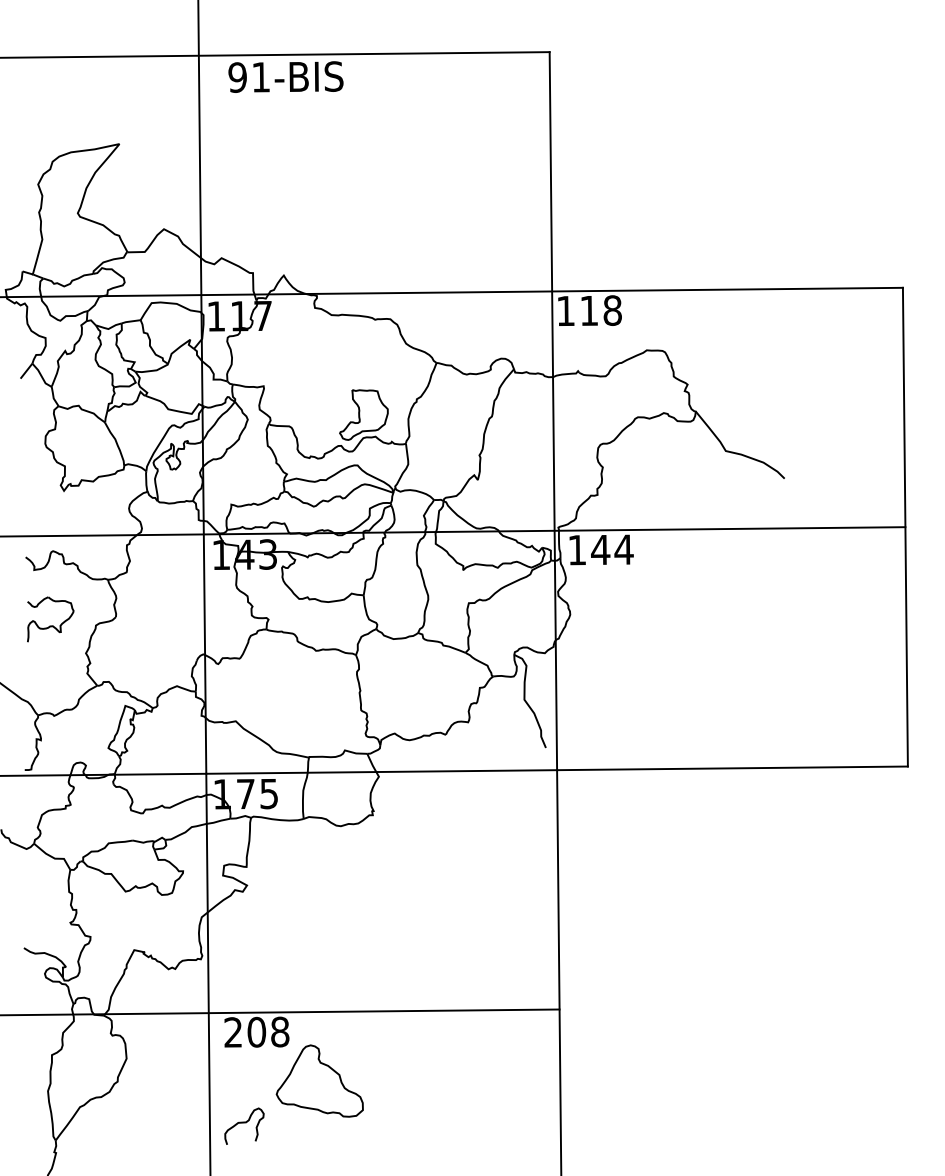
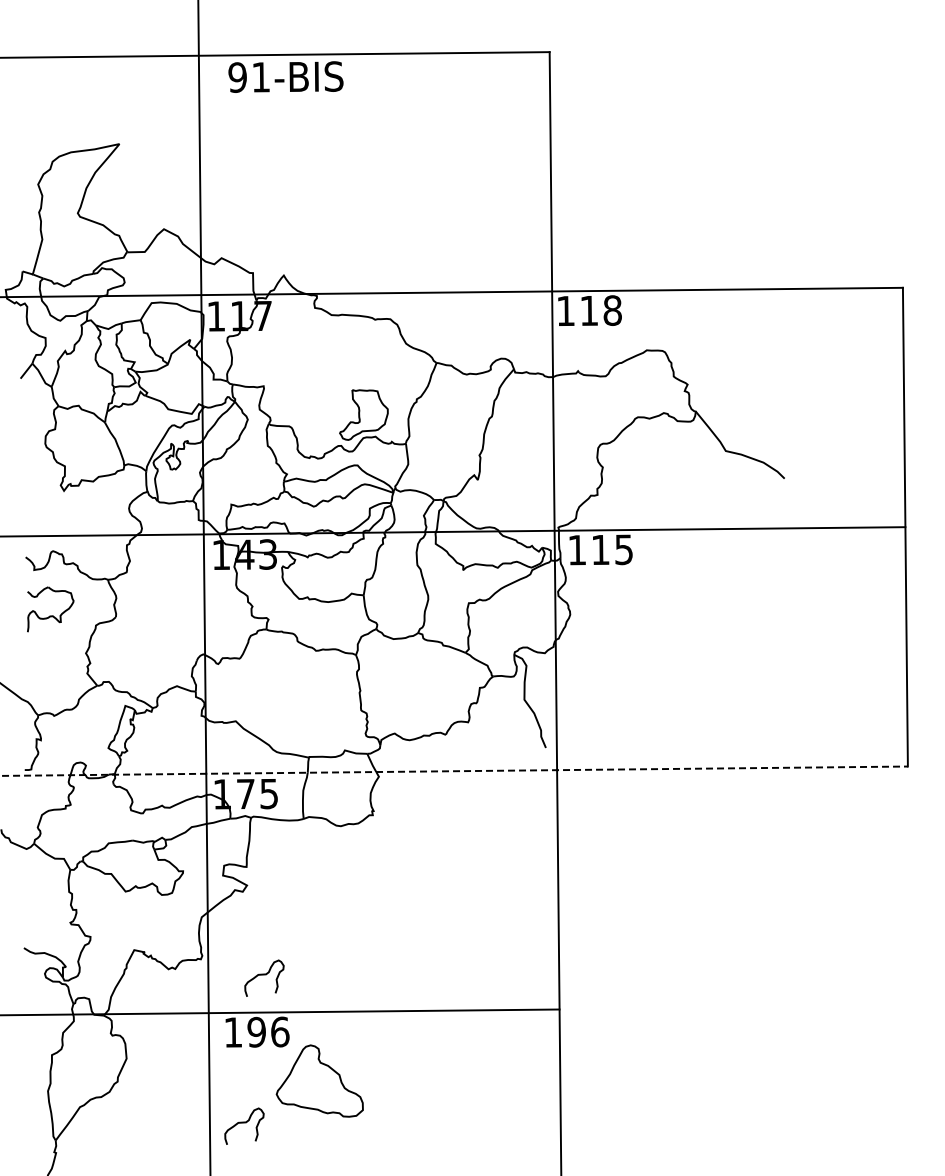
text: 144 -> 115 (612, 549)
part position: (50, 619) -> (50, 609) (50, 609)
line: solid -> dashed (454, 771)
curve: none -> present (264, 975)
text: 208 -> 196 (256, 1031)
